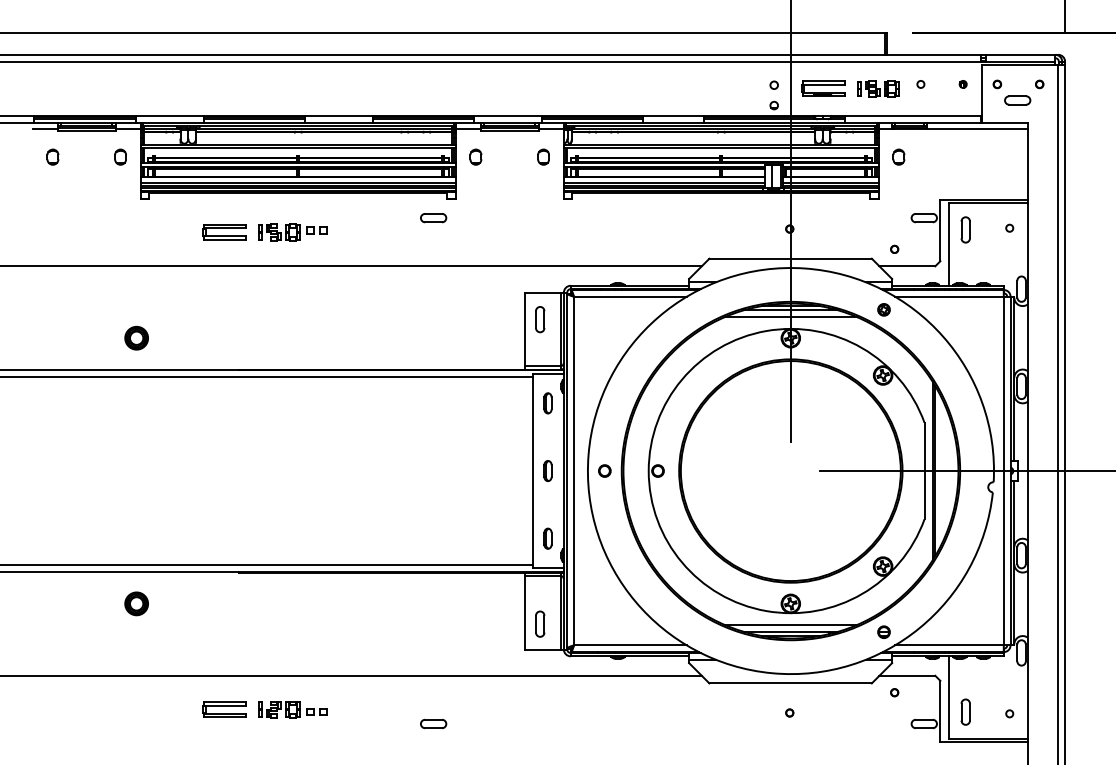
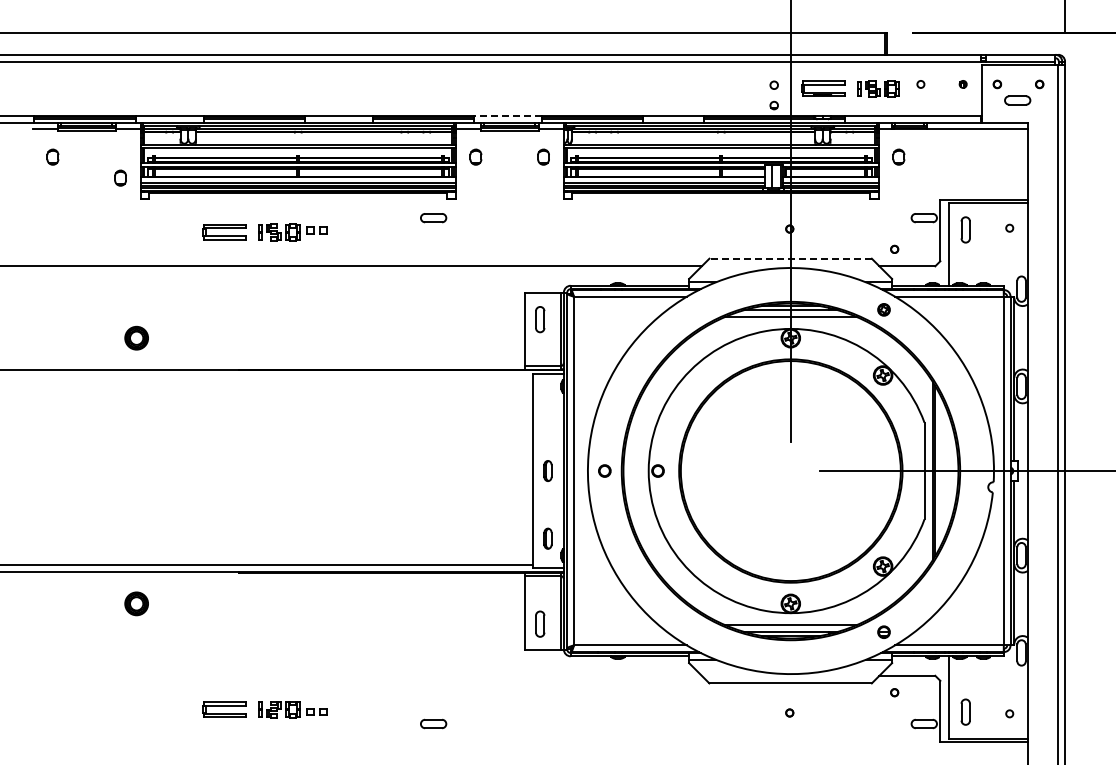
line: solid -> dashed (508, 115)
part position: (120, 156) -> (120, 177) (120, 177)
line: solid -> dashed (790, 258)
line: present -> none (267, 377)
part: present -> none (547, 403)
line: present -> none (351, 675)
